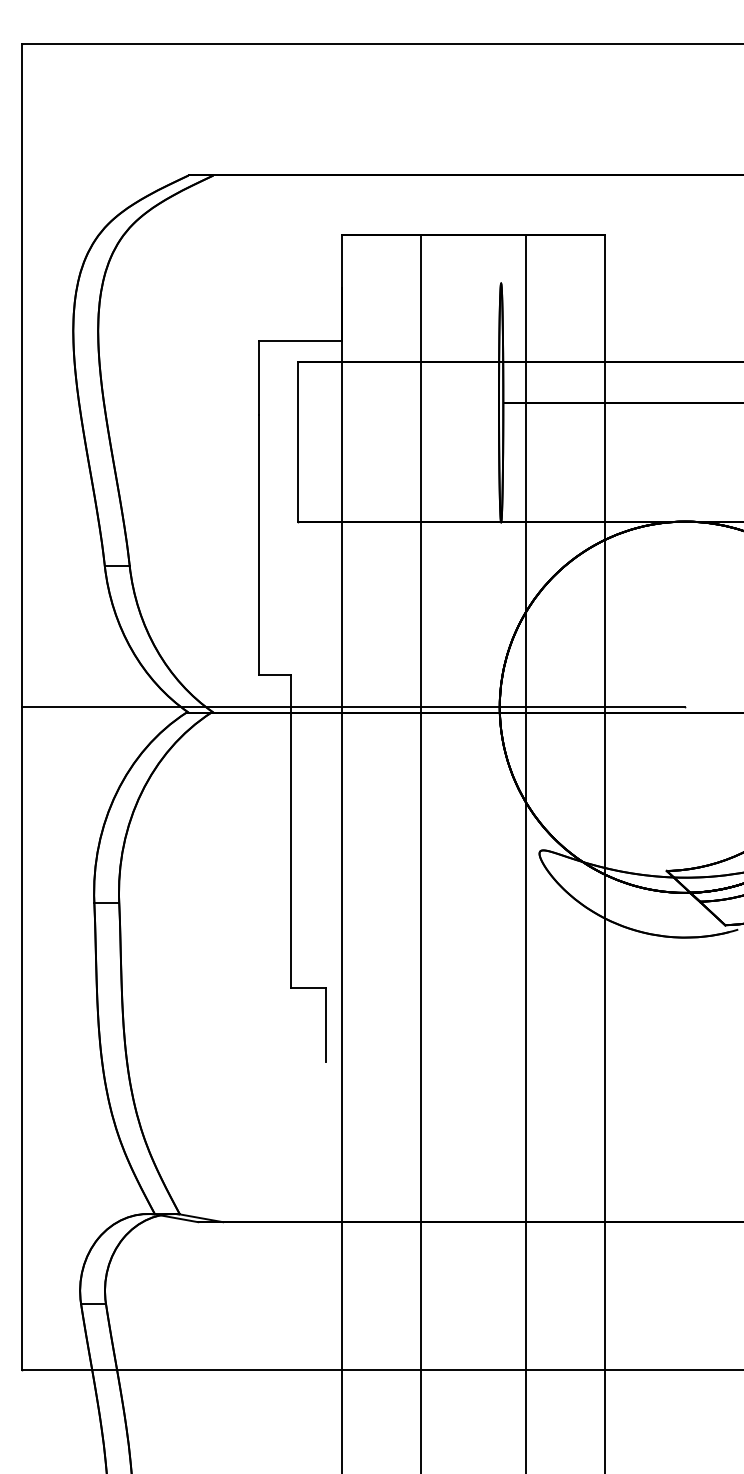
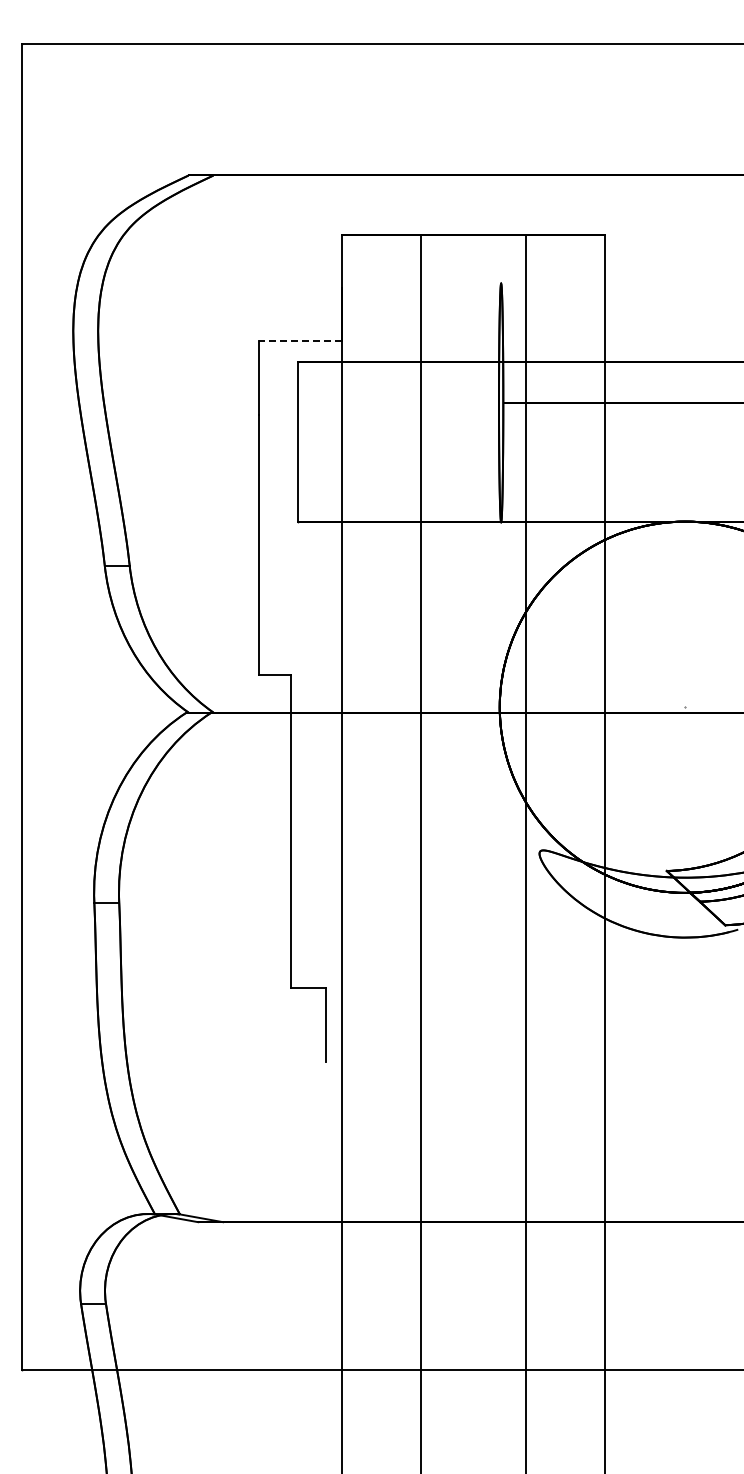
line: solid -> dashed (299, 341)
line: present -> none (353, 707)
